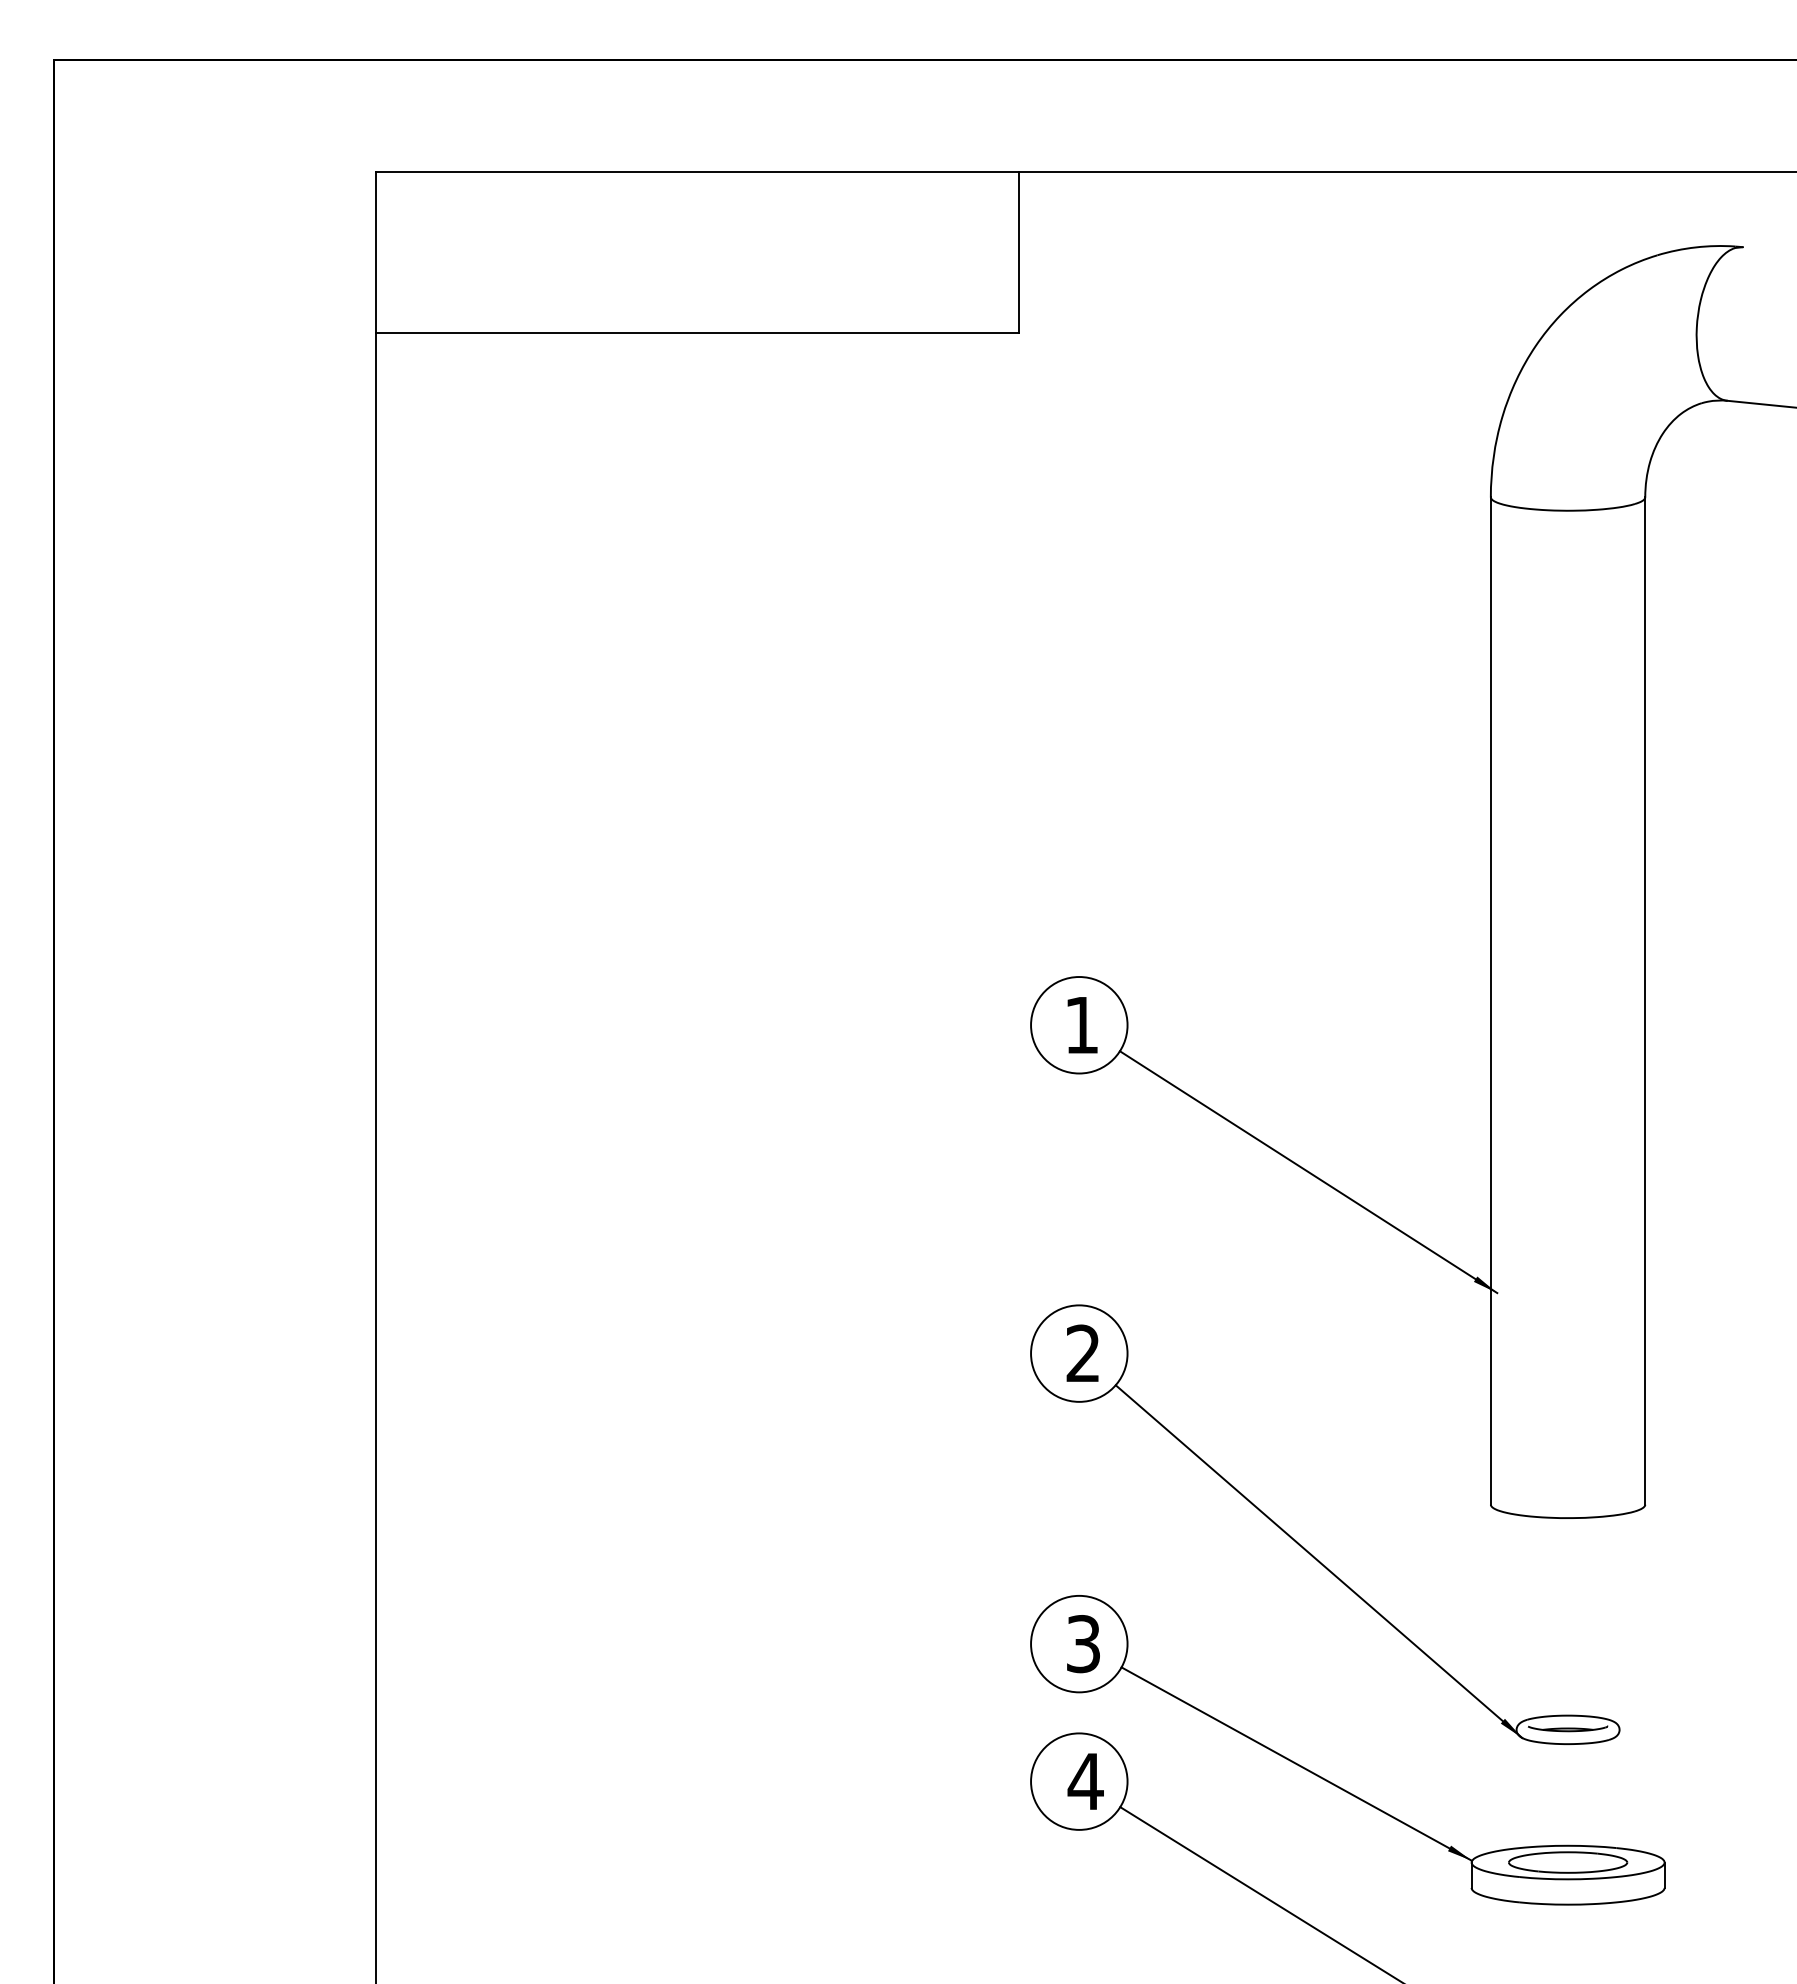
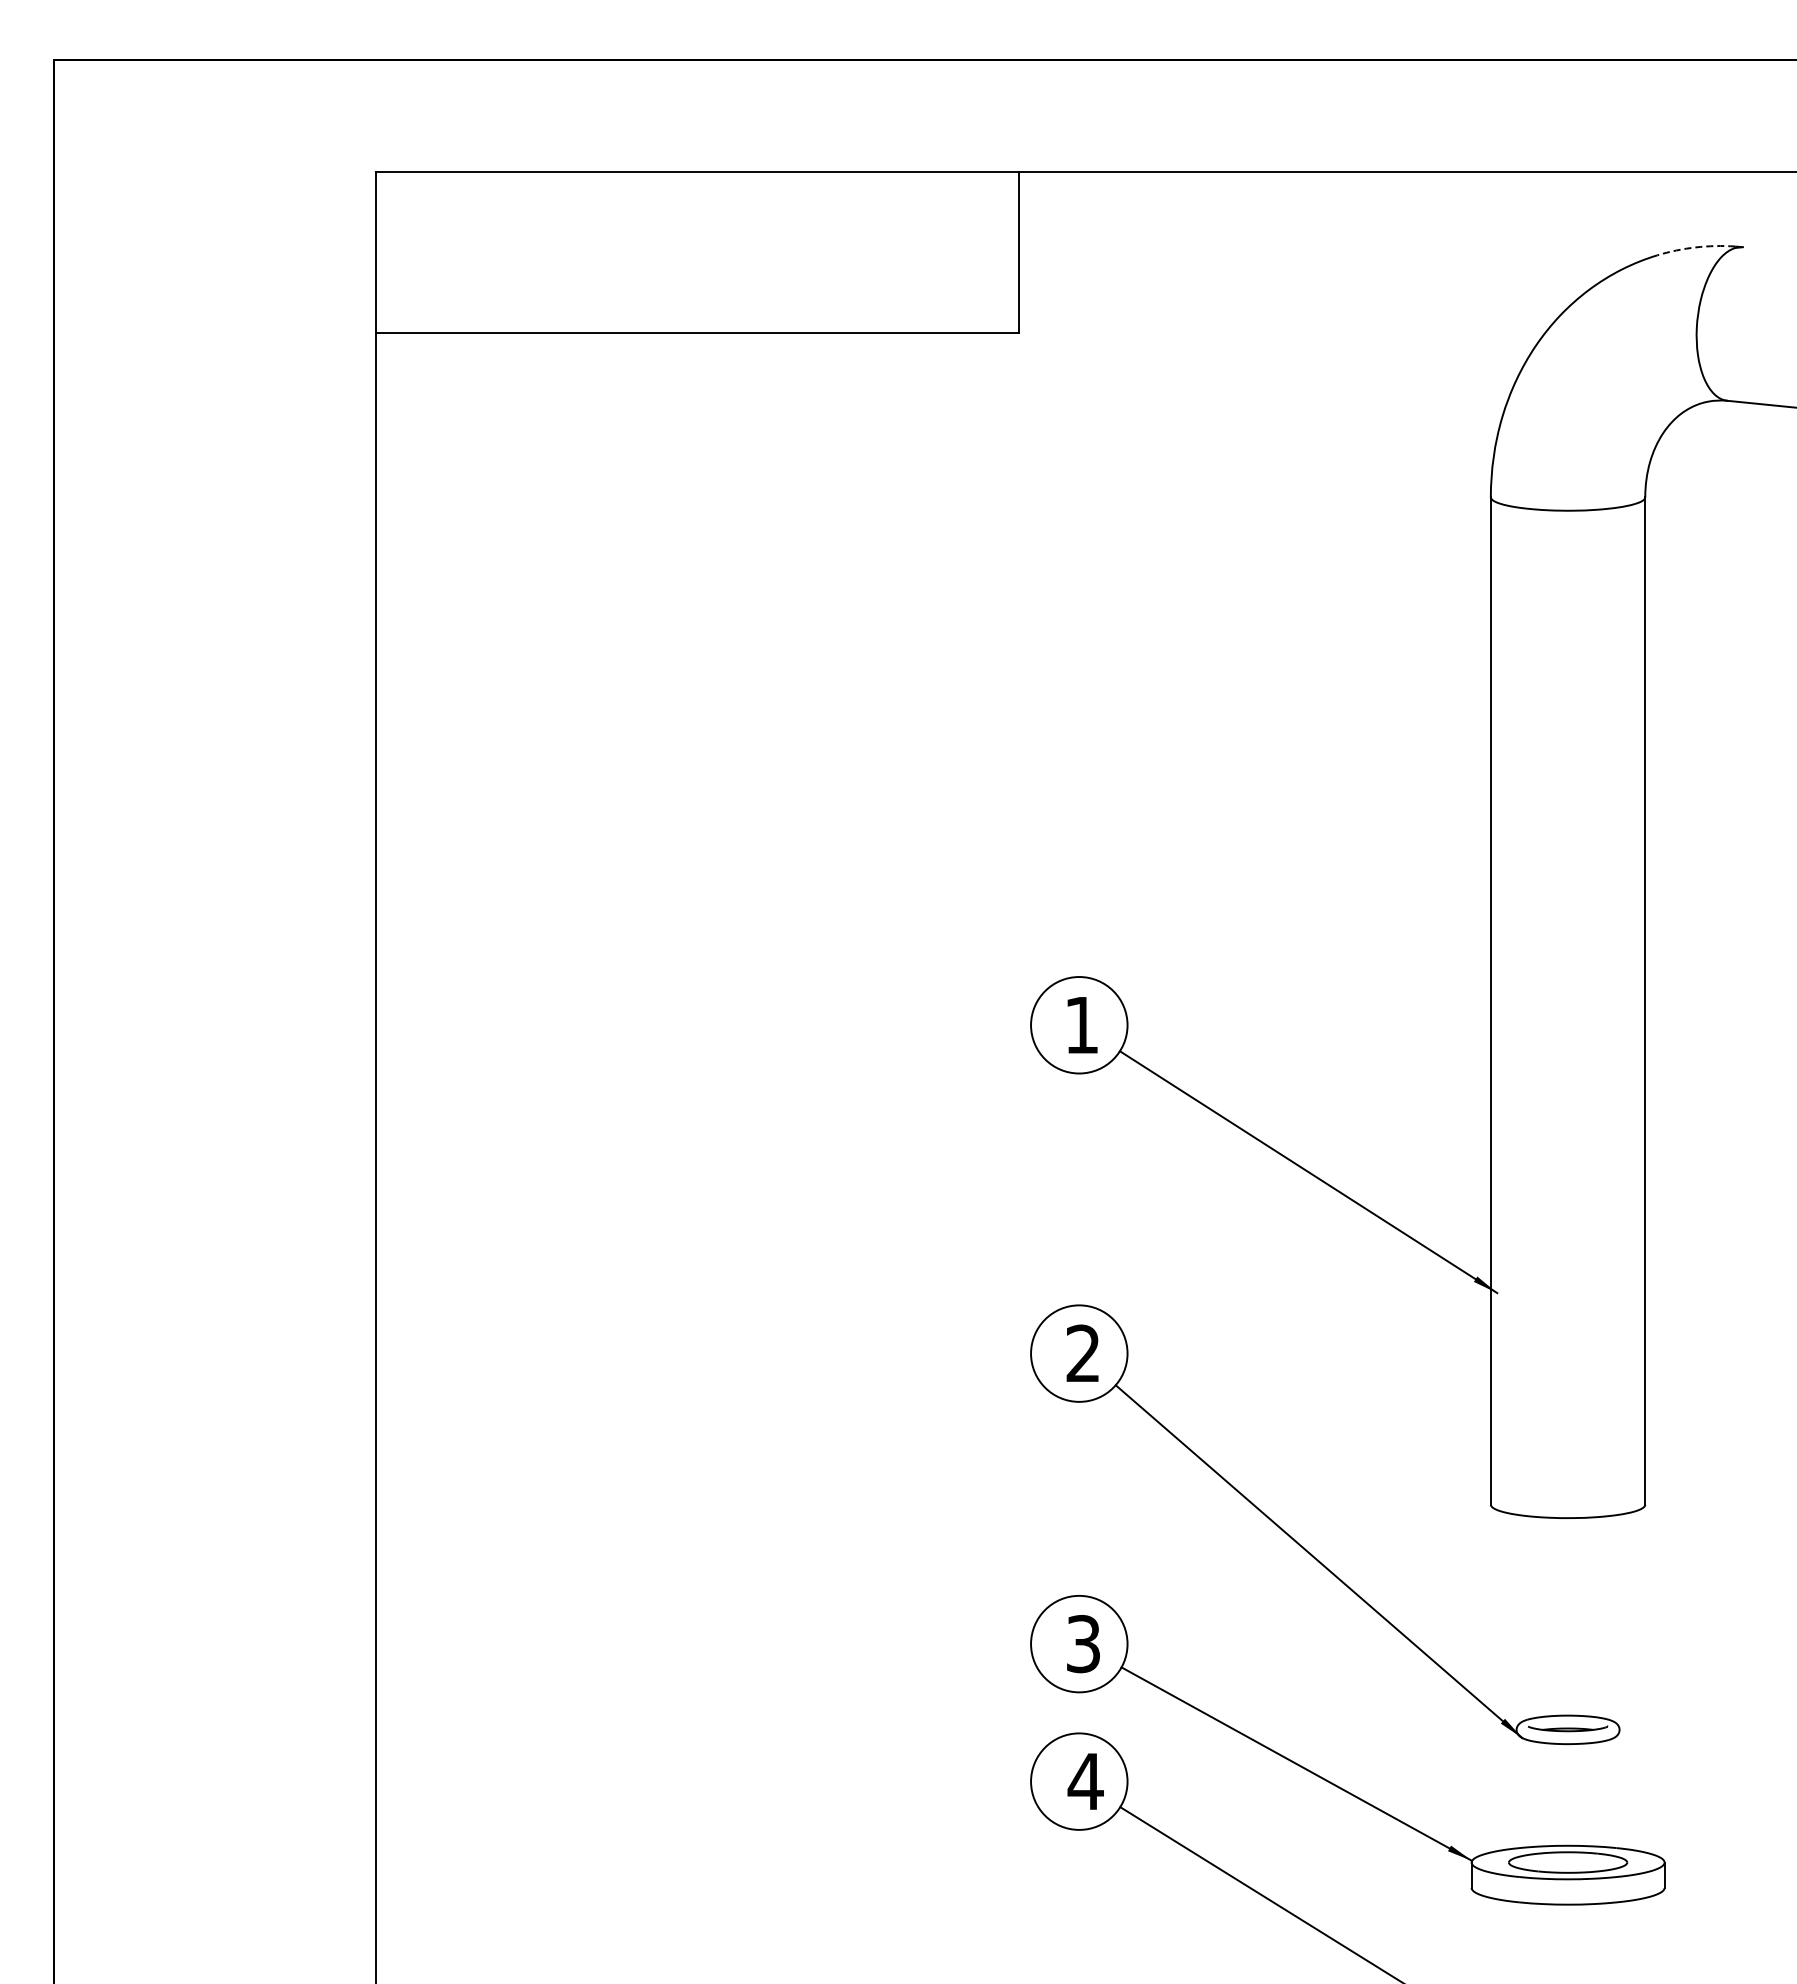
arc: solid -> dashed (1695, 247)
